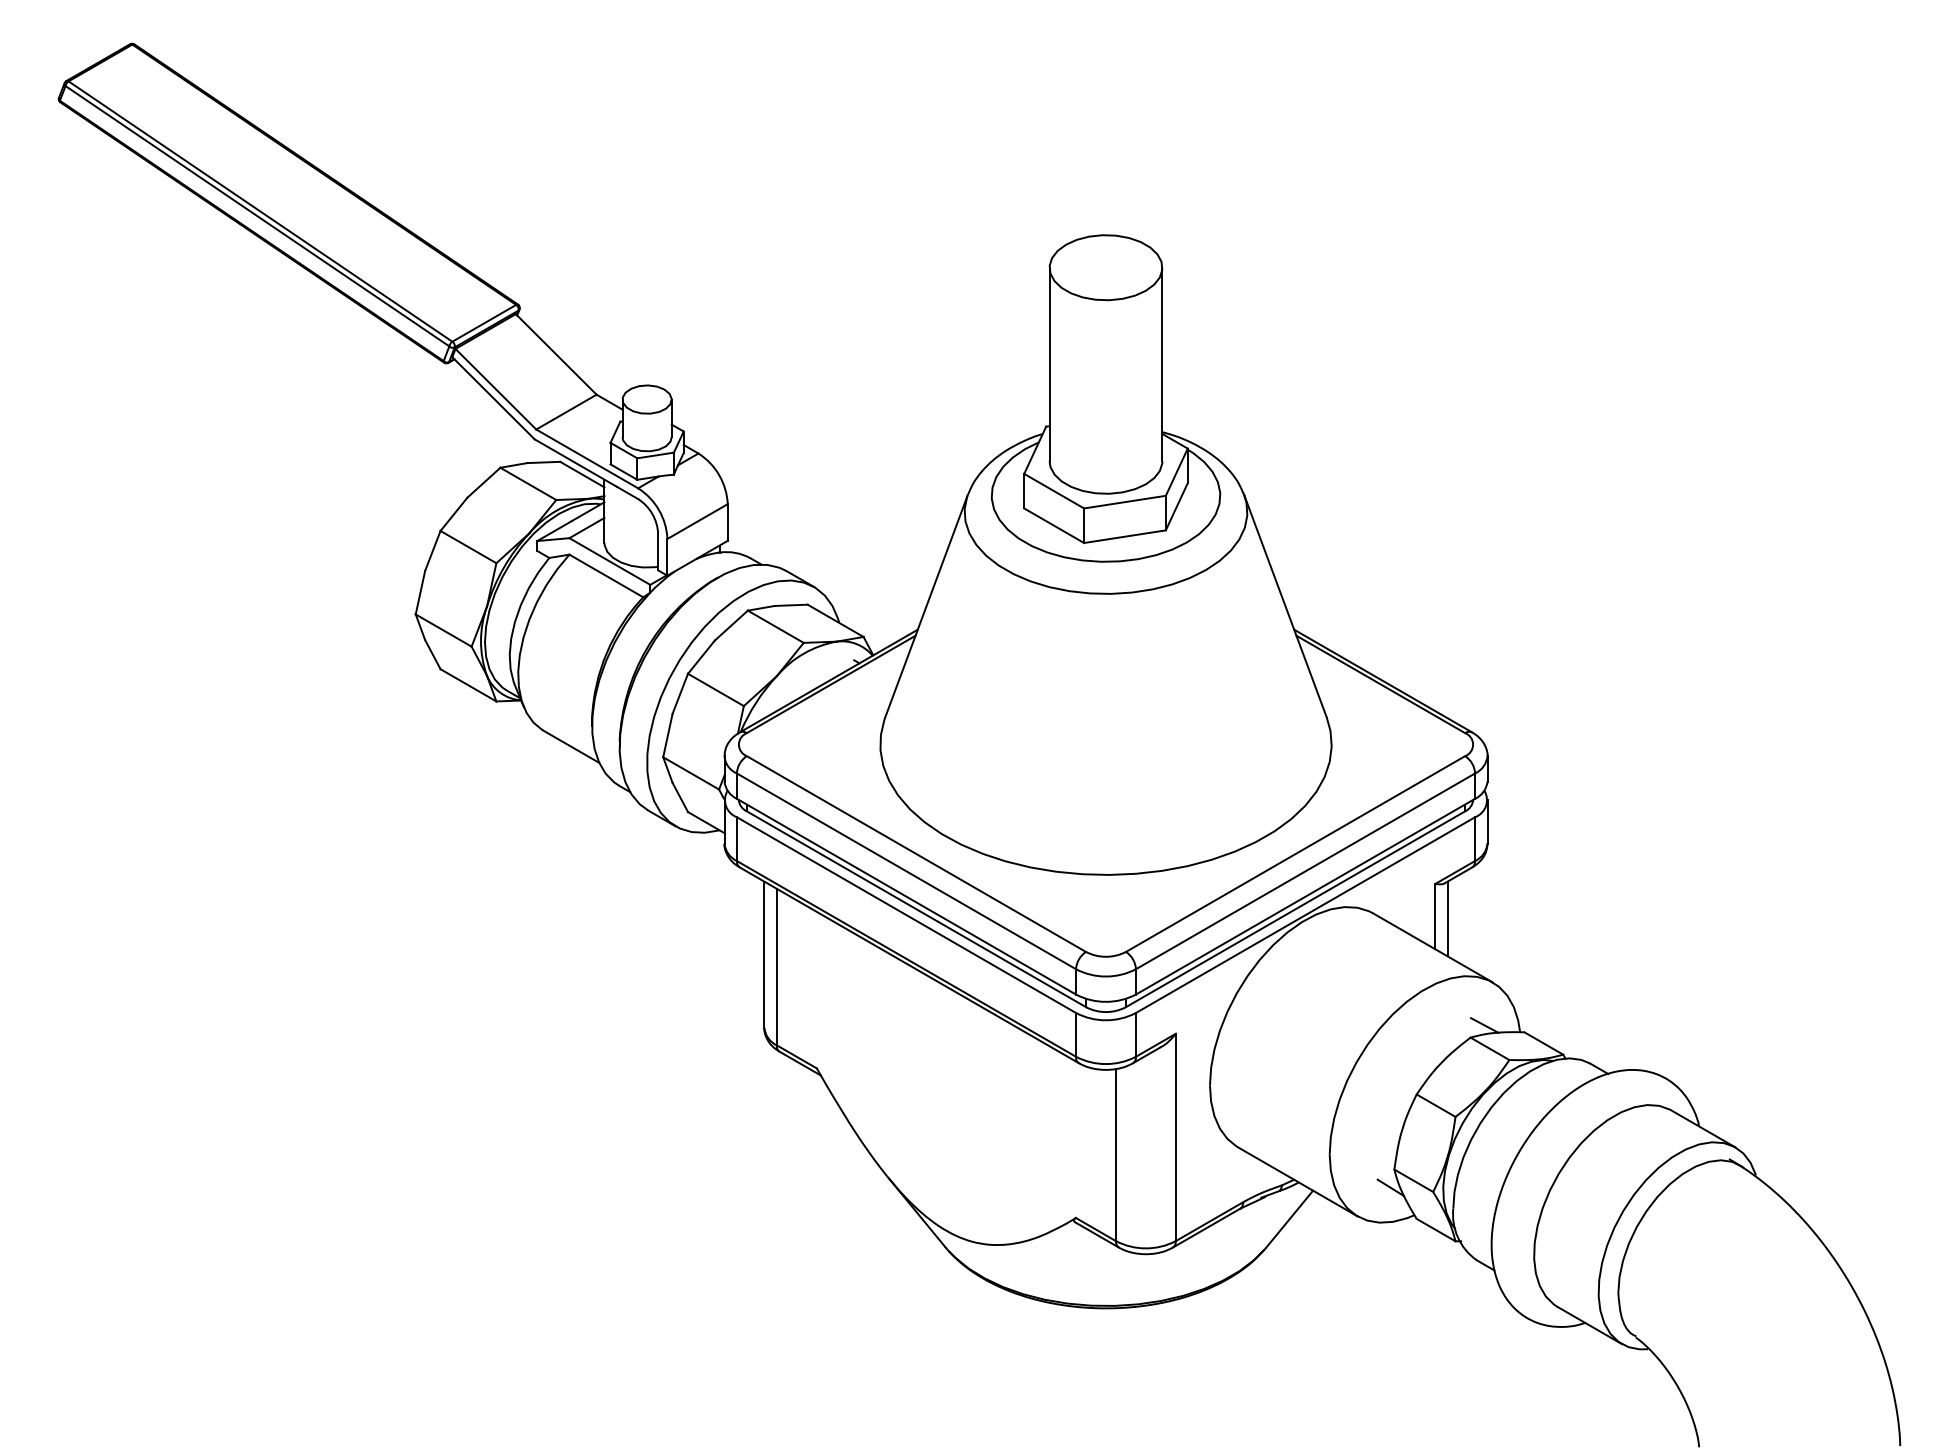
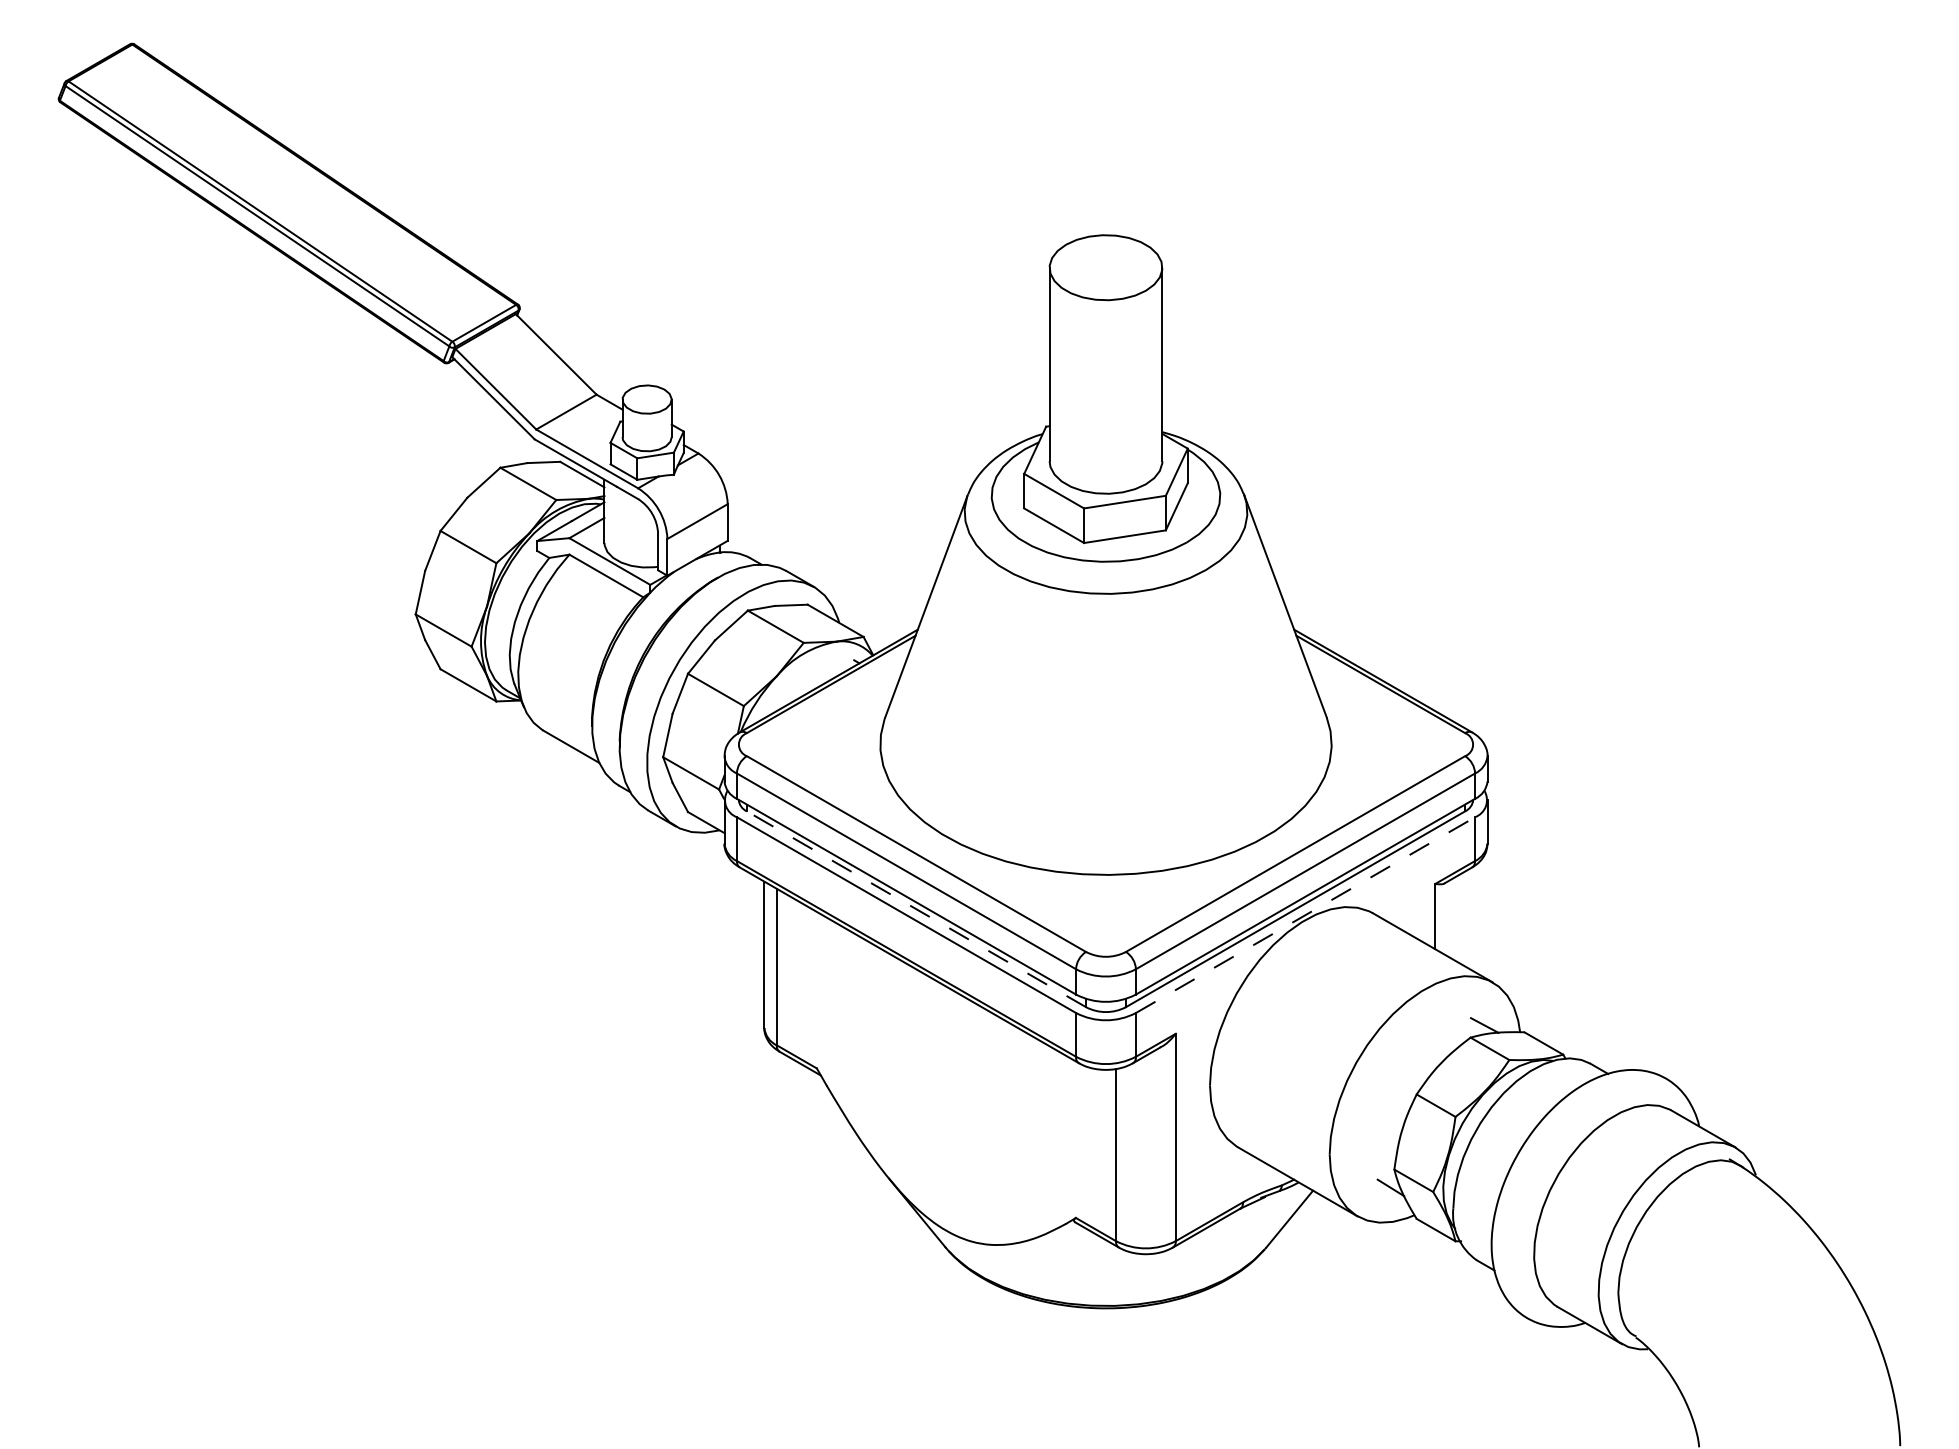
line: solid -> dashed (916, 909)
line: solid -> dashed (1305, 915)
line: present -> none (1447, 918)
